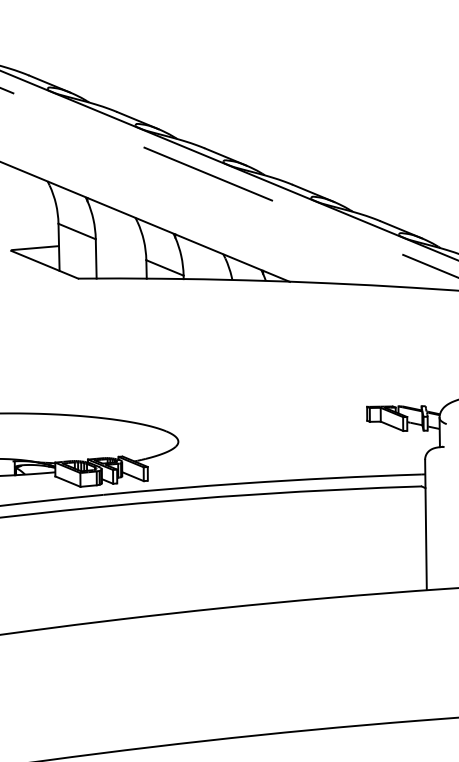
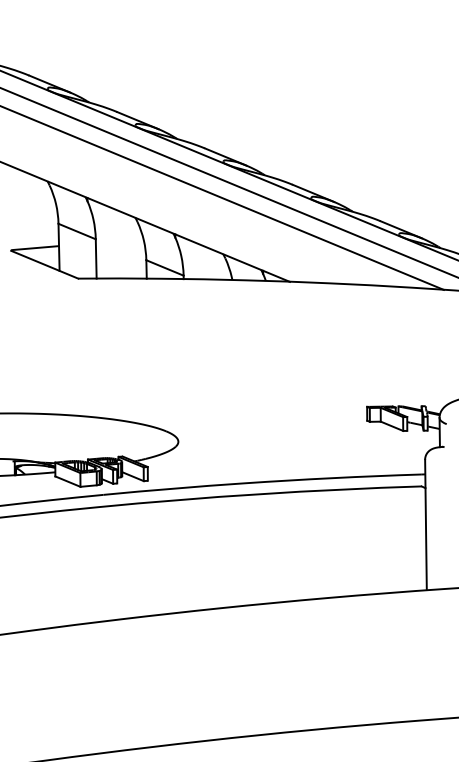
line: dashed -> solid (229, 183)
line: none -> present (222, 197)
